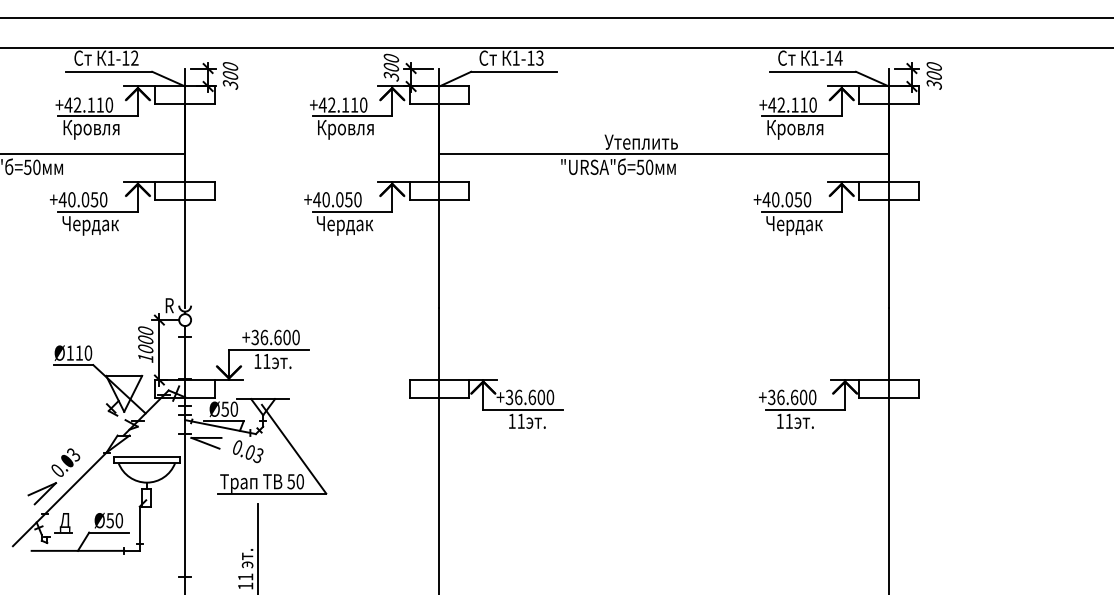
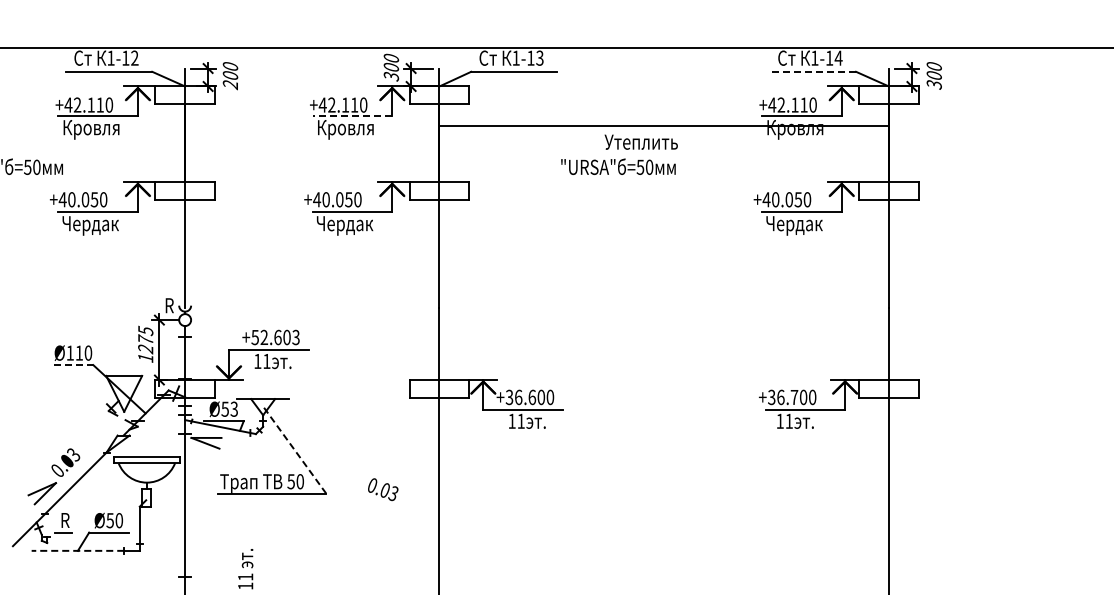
line: present -> none (556, 17)
line: solid -> dashed (812, 71)
text: 300 -> 200 (230, 85)
line: solid -> dashed (352, 116)
line: present -> none (93, 153)
line position: (663, 153) -> (663, 125) (663, 125)
text: +36.600 -> +52.603 (275, 337)
text: 1000 -> 1275 (145, 339)
line: solid -> dashed (73, 365)
text: +36.600 -> +36.700 (794, 397)
text: Ø50 -> Ø53 (234, 408)
line: solid -> dashed (294, 449)
text position: (248, 451) -> (383, 489) (383, 489)
text: Д -> R (64, 522)
line: present -> none (258, 547)
line: solid -> dashed (77, 550)
